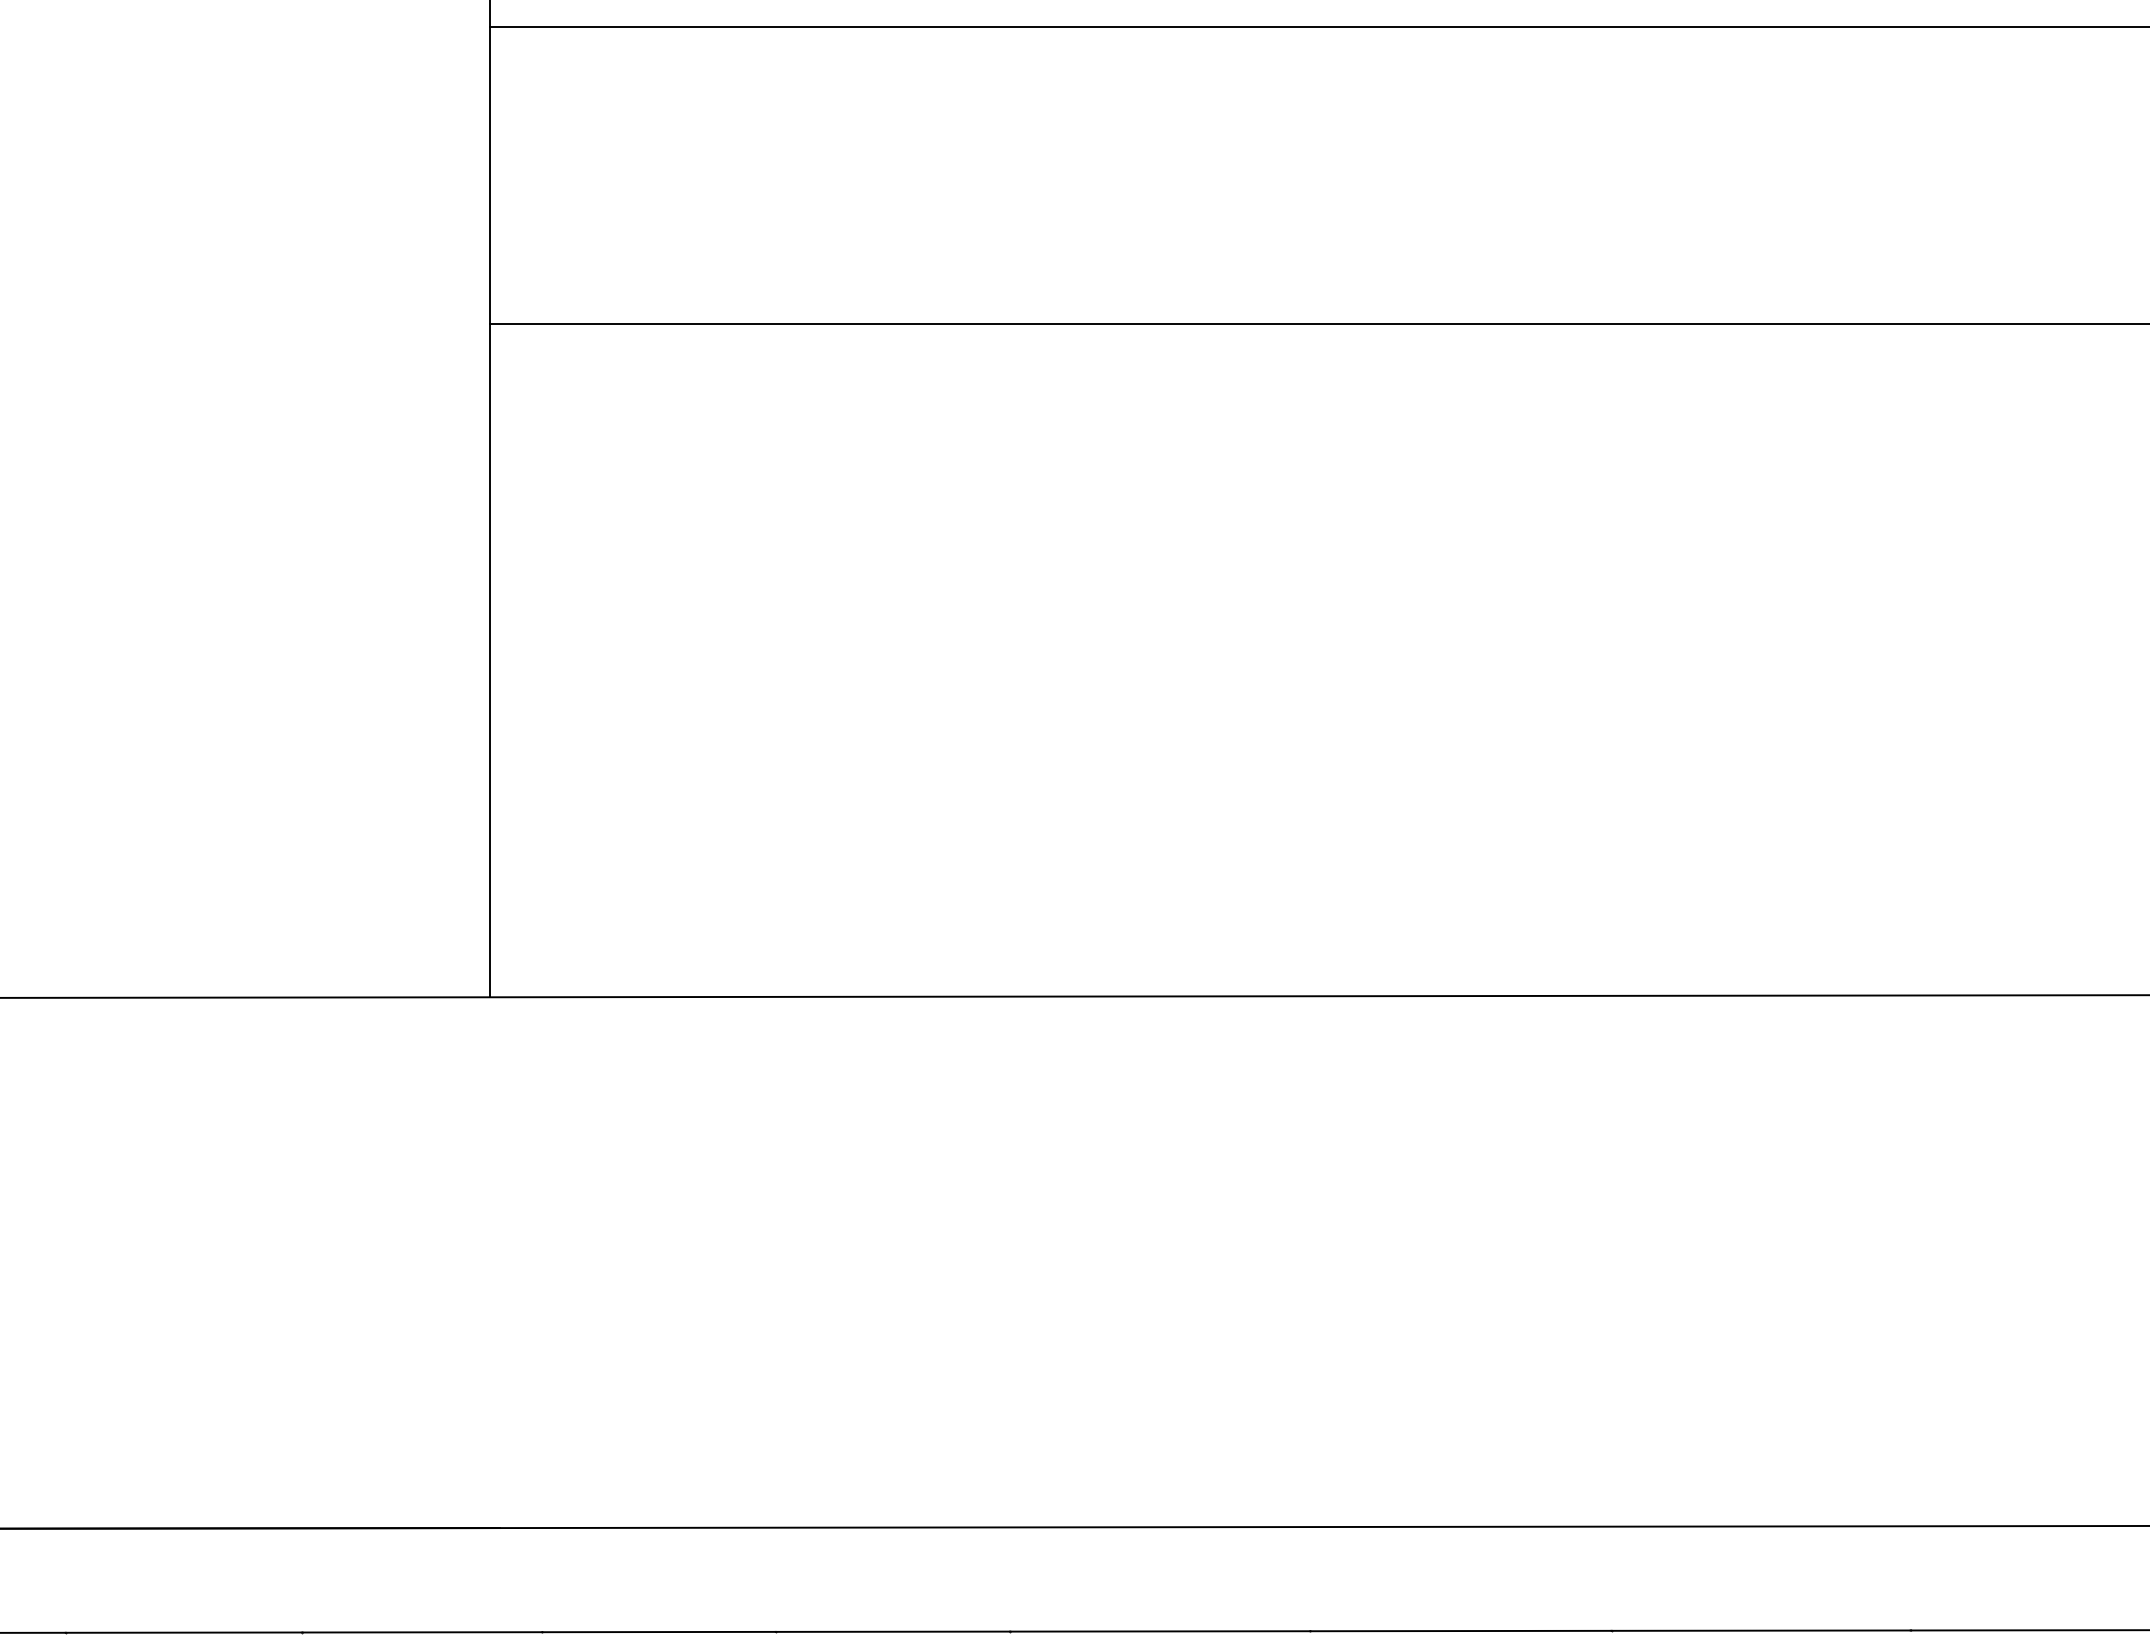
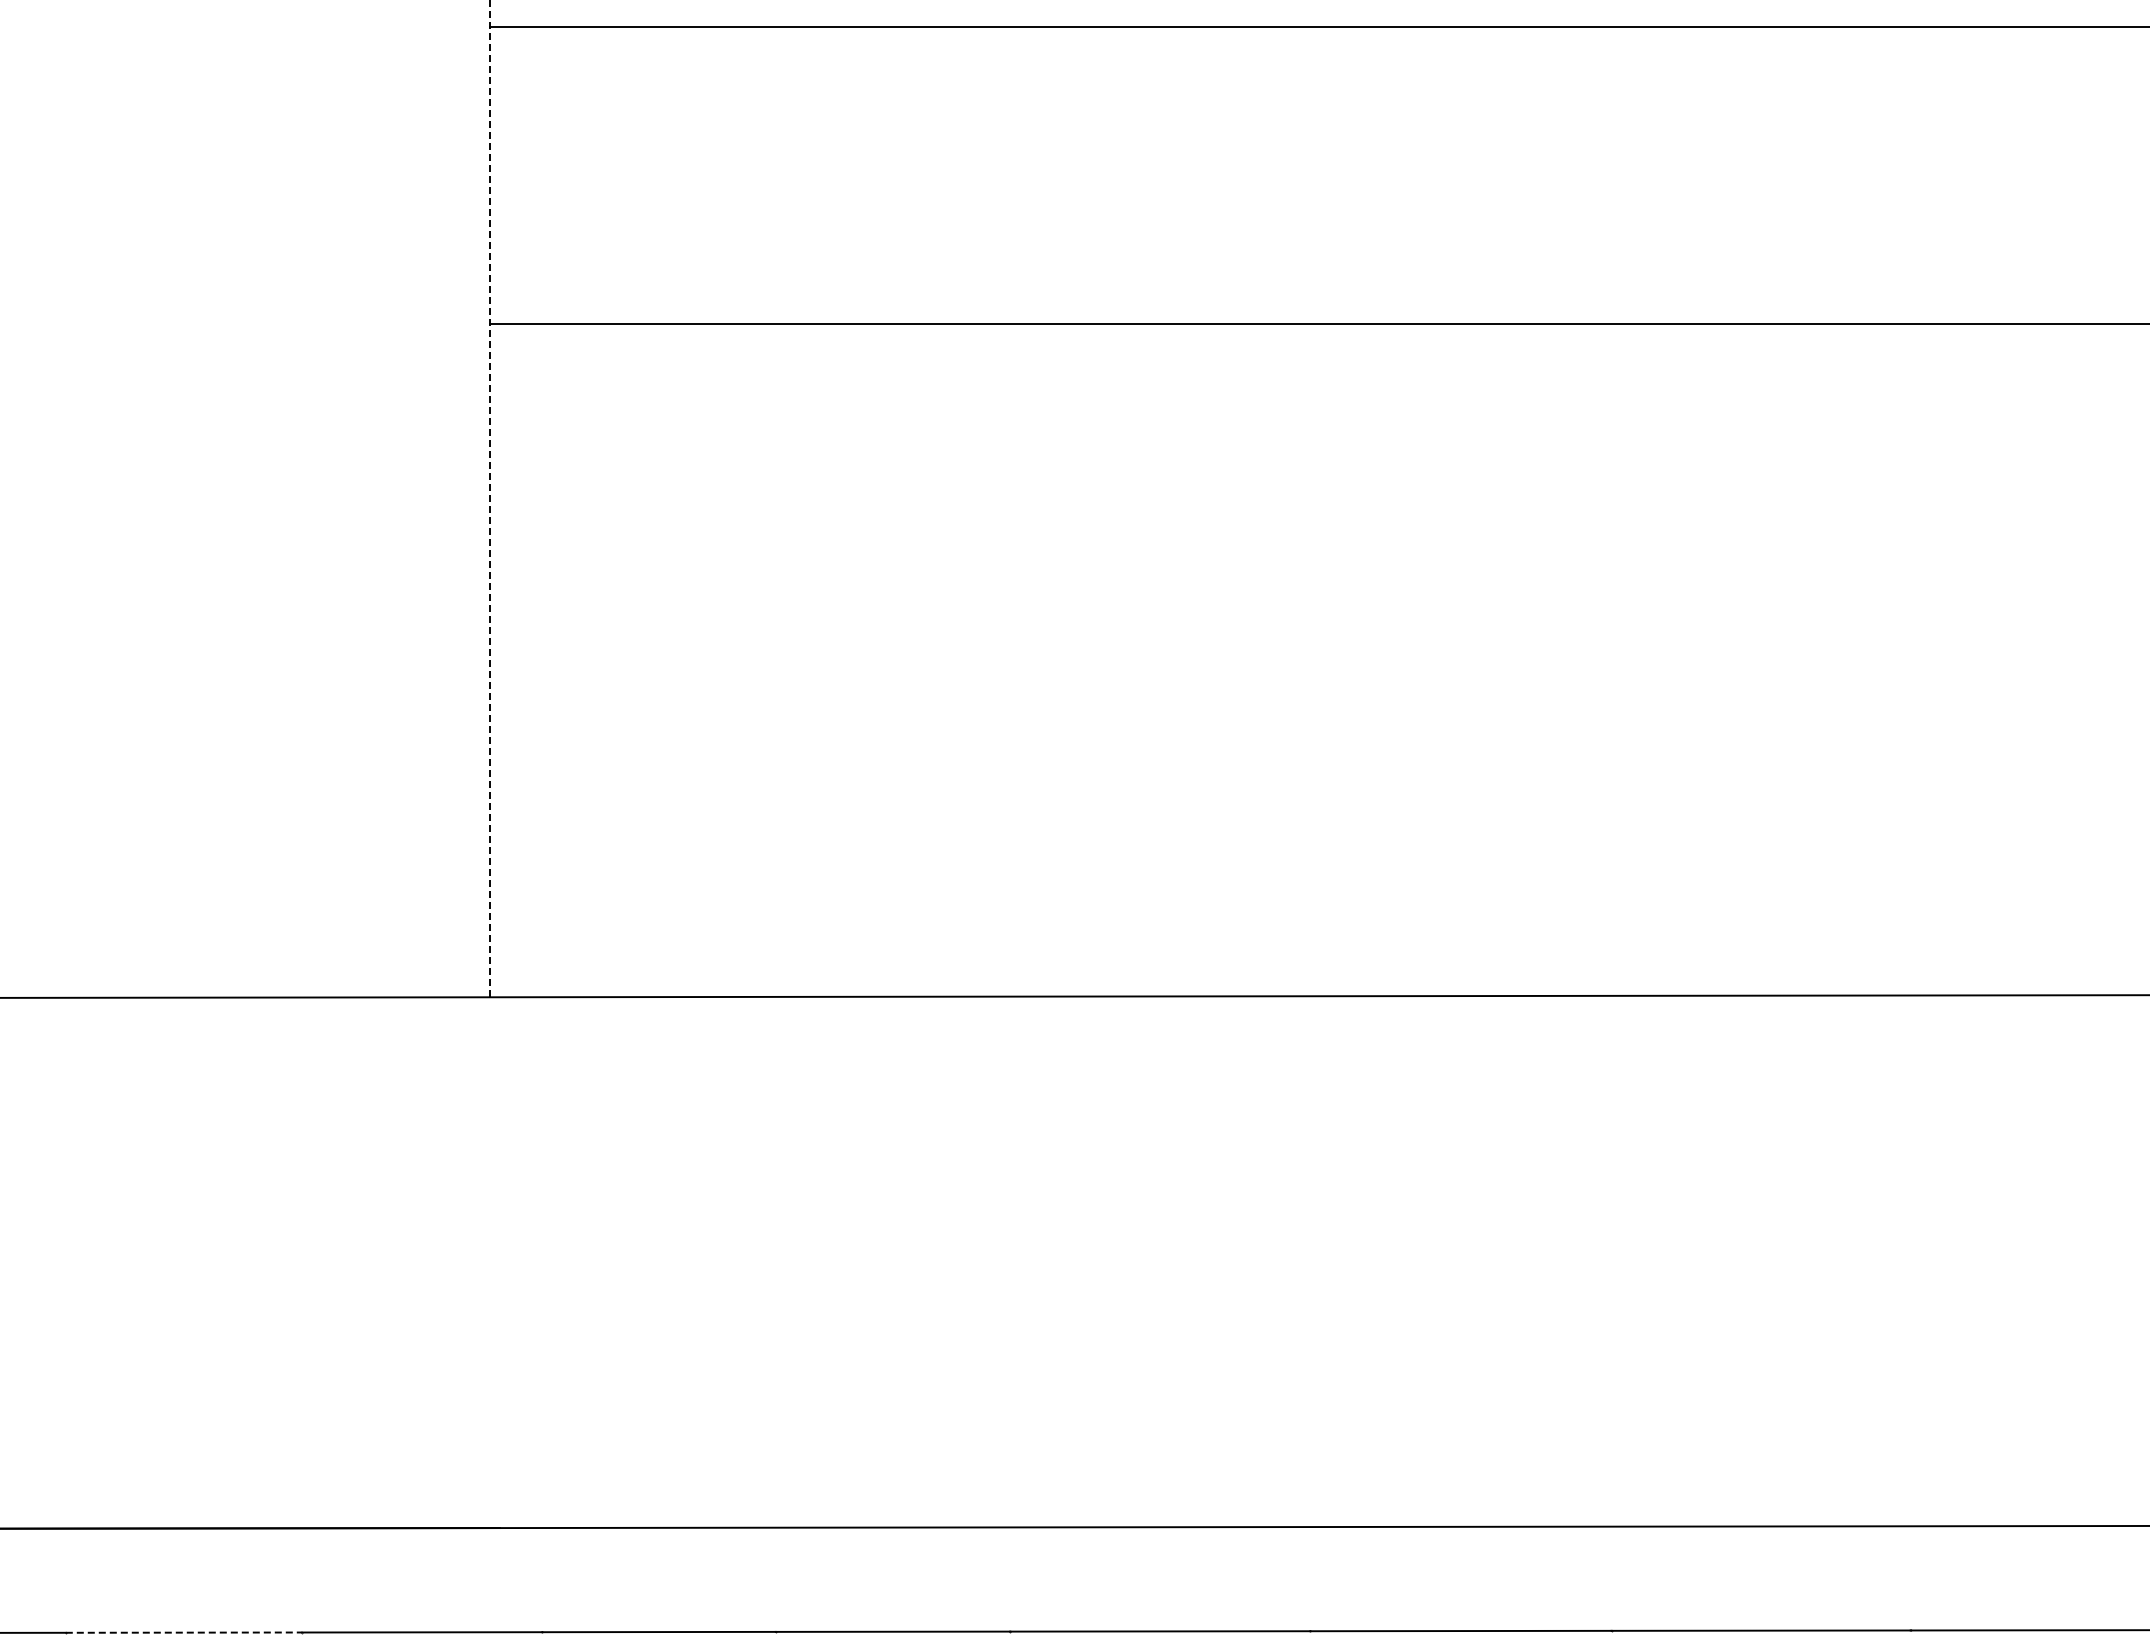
line: solid -> dashed (490, 498)
line: solid -> dashed (184, 1632)
